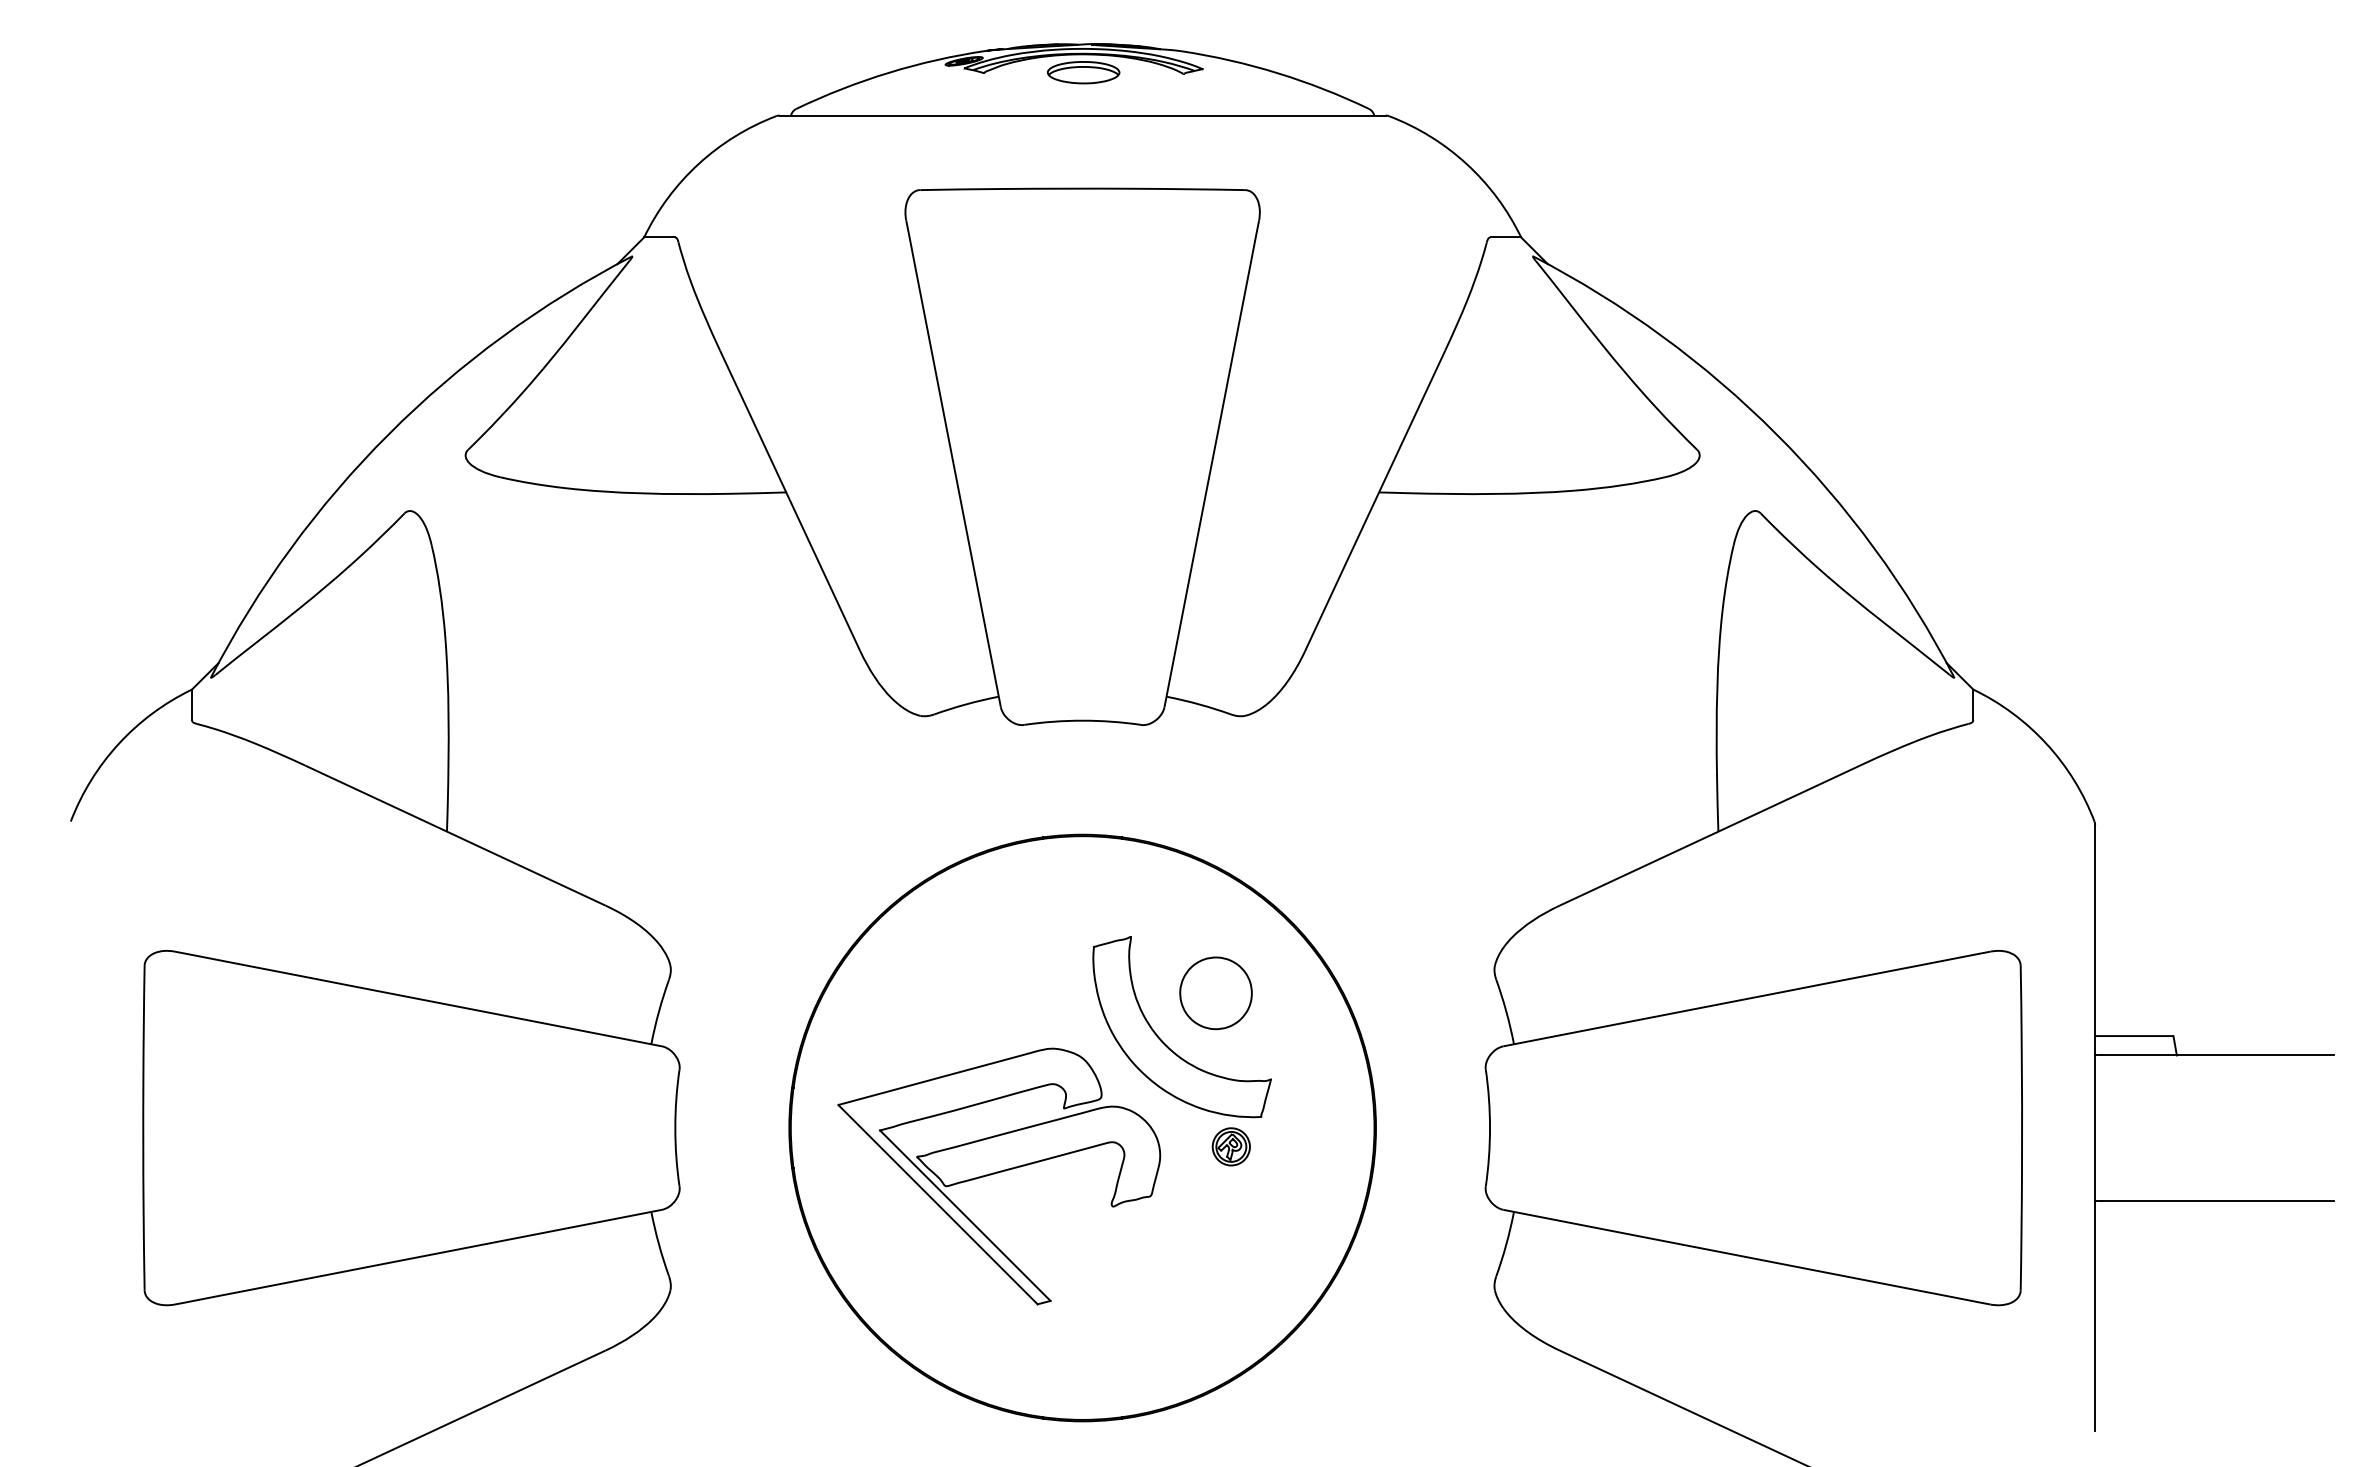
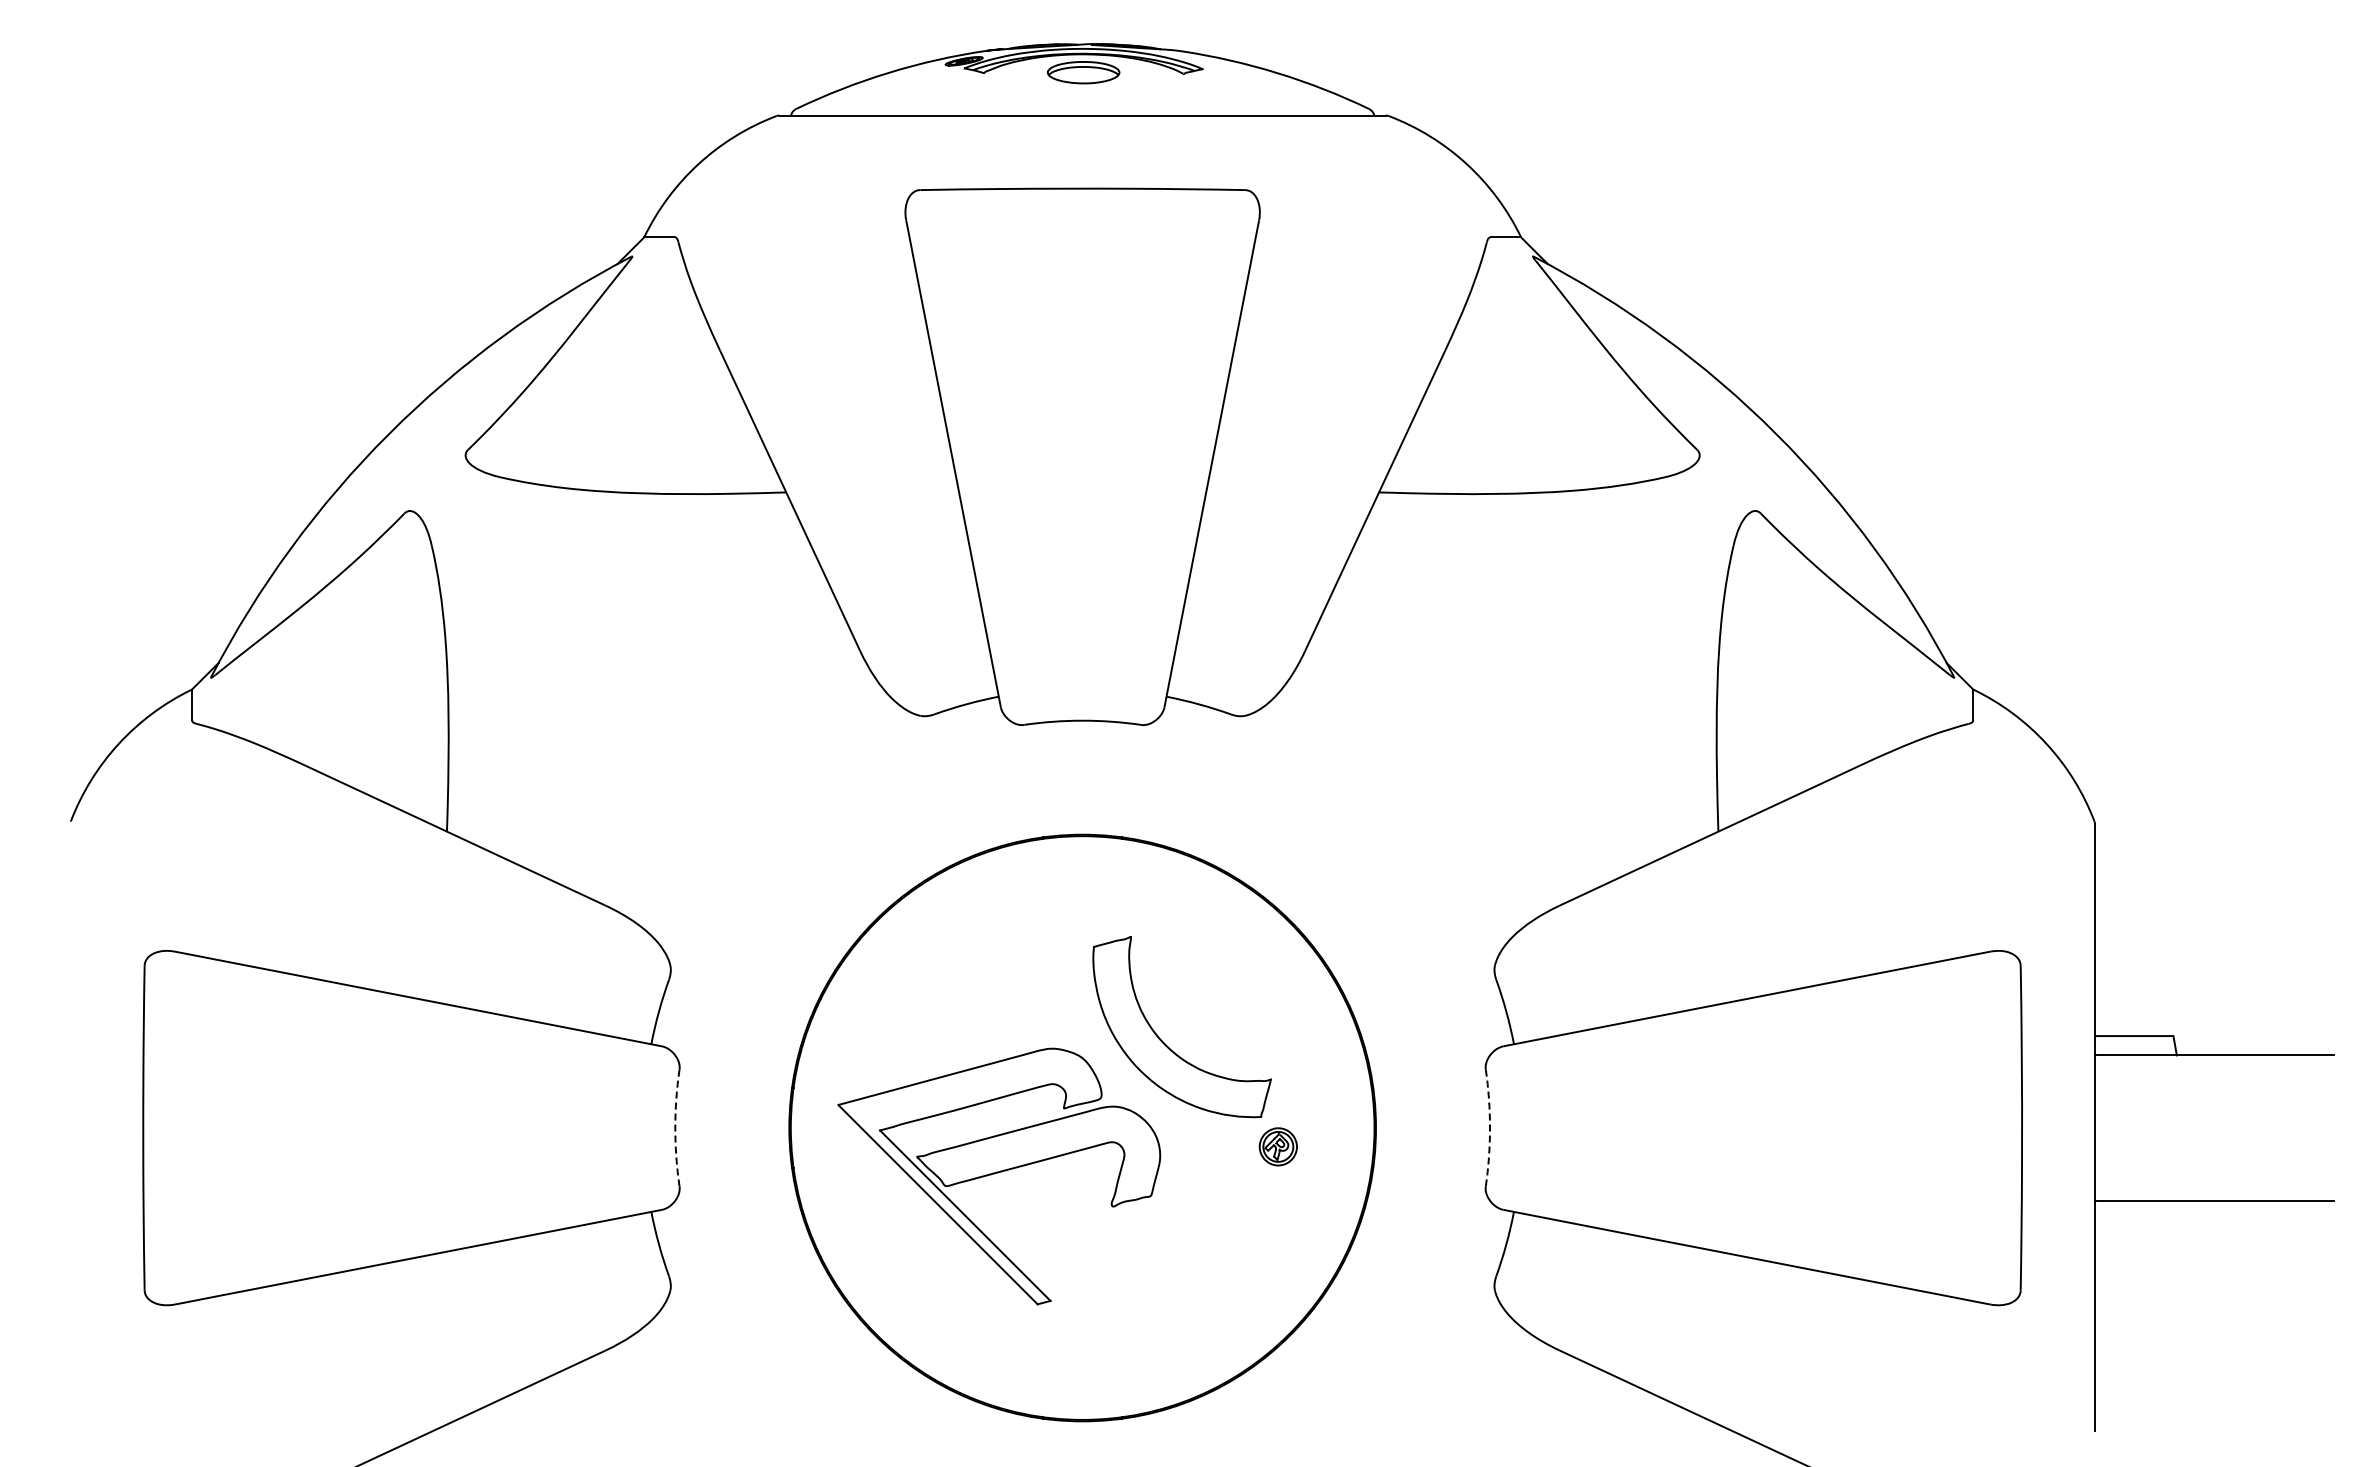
part: present -> none (1215, 993)
arc: solid -> dashed (675, 1128)
arc: solid -> dashed (1490, 1128)
part position: (1230, 1146) -> (1277, 1146) (1277, 1146)
